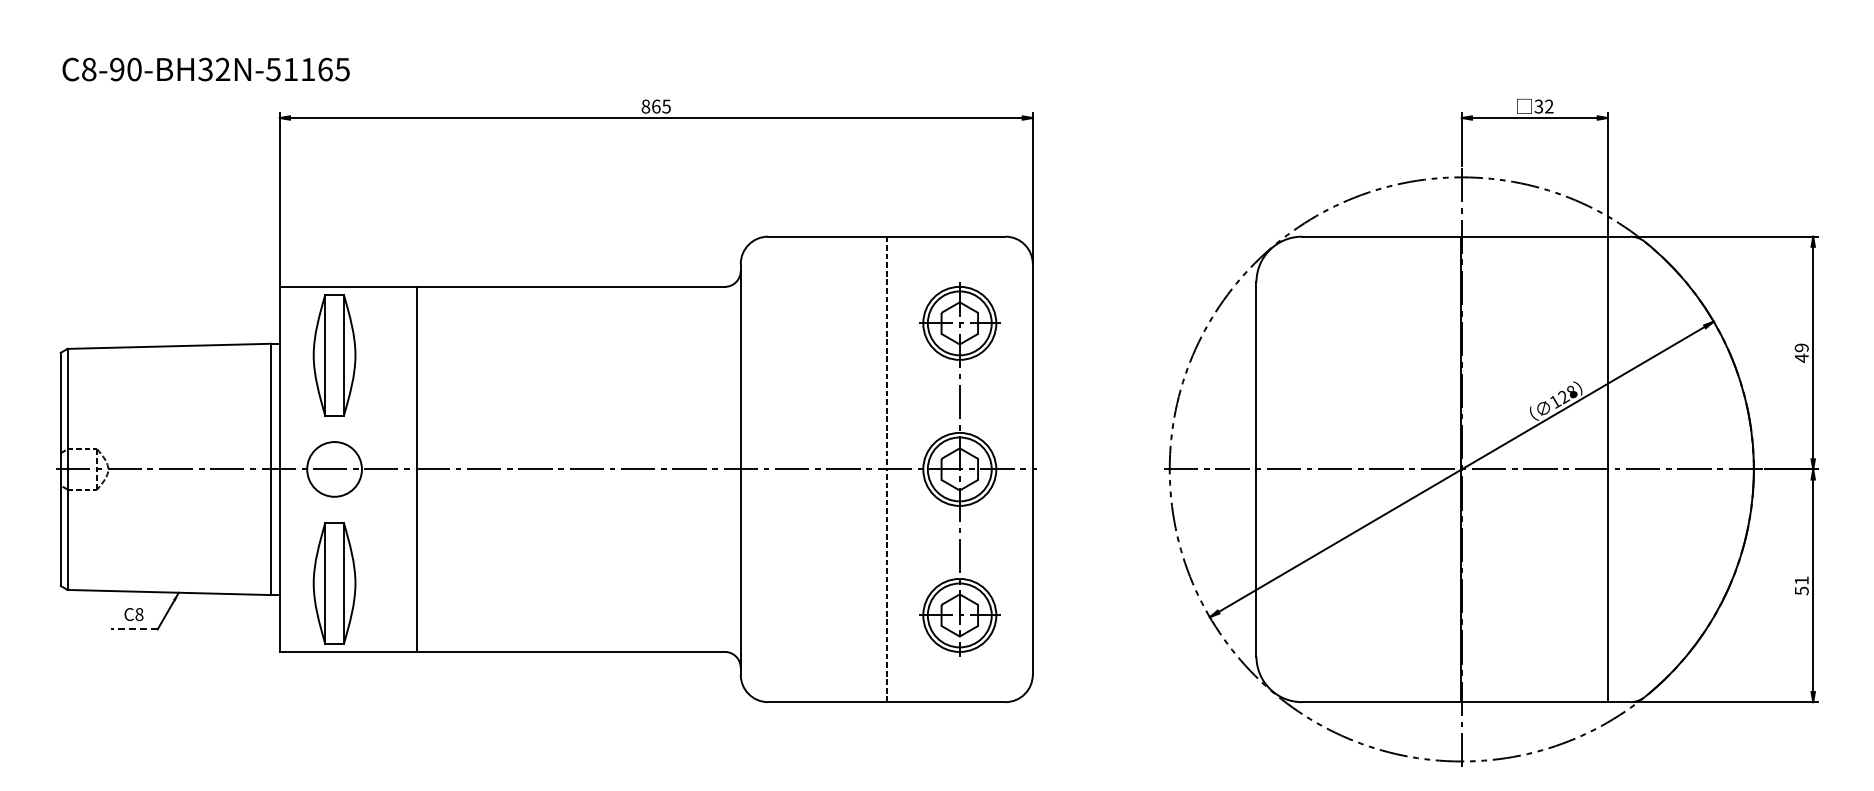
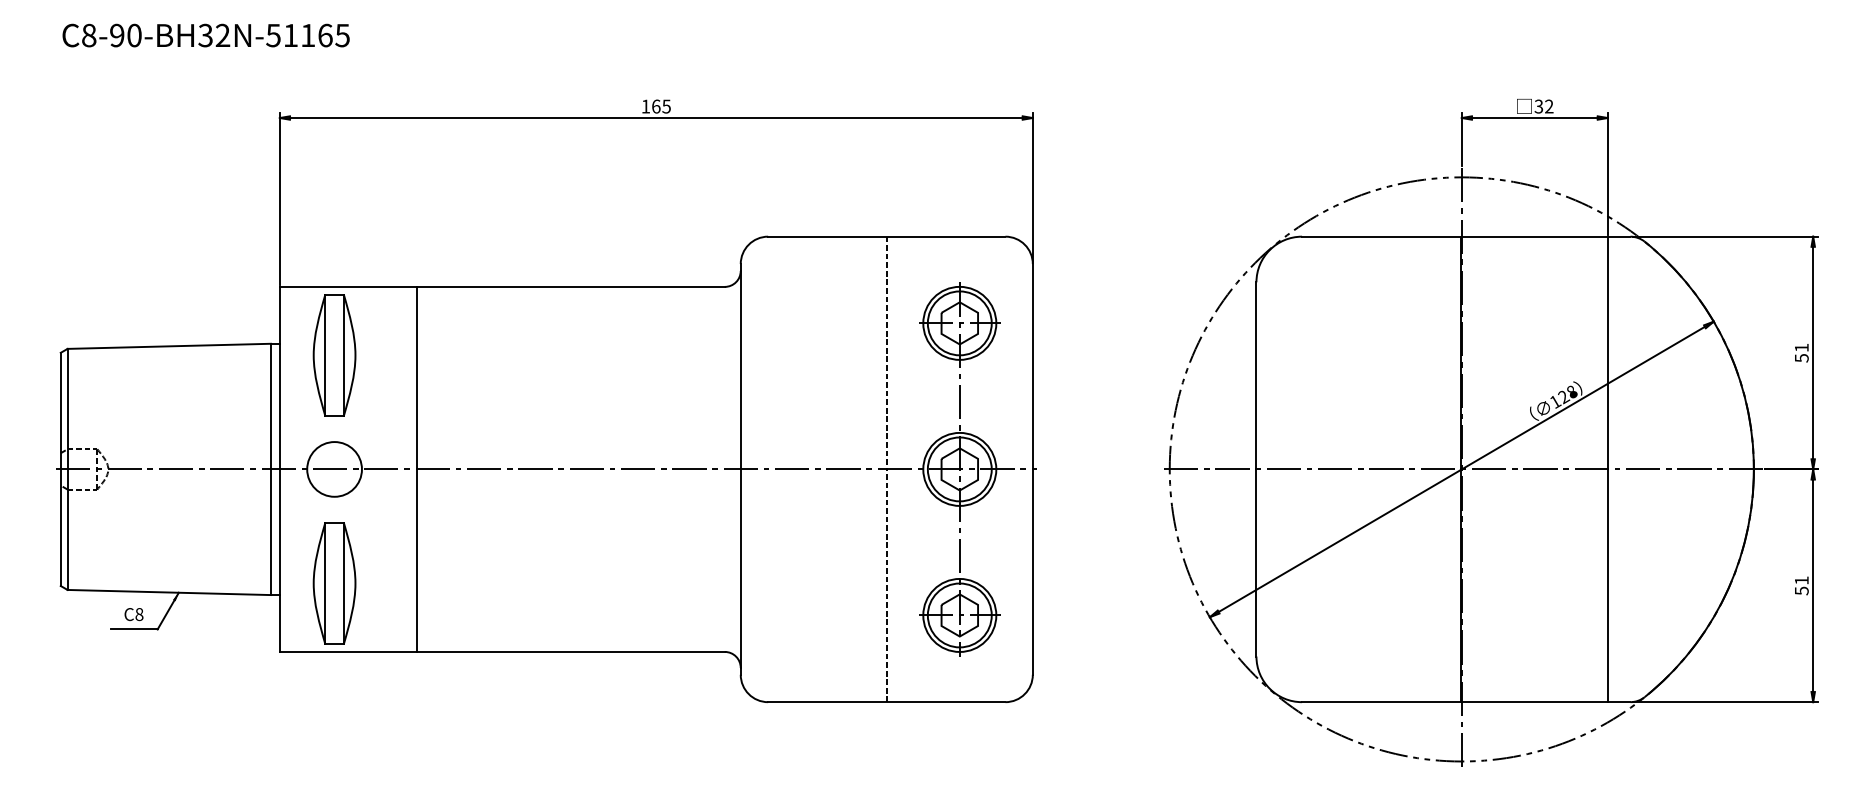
text position: (205, 69) -> (205, 35) (205, 35)
text: 865 -> 165 (645, 106)
text: 49 -> 51 (1801, 352)
line: dashed -> solid (133, 629)
